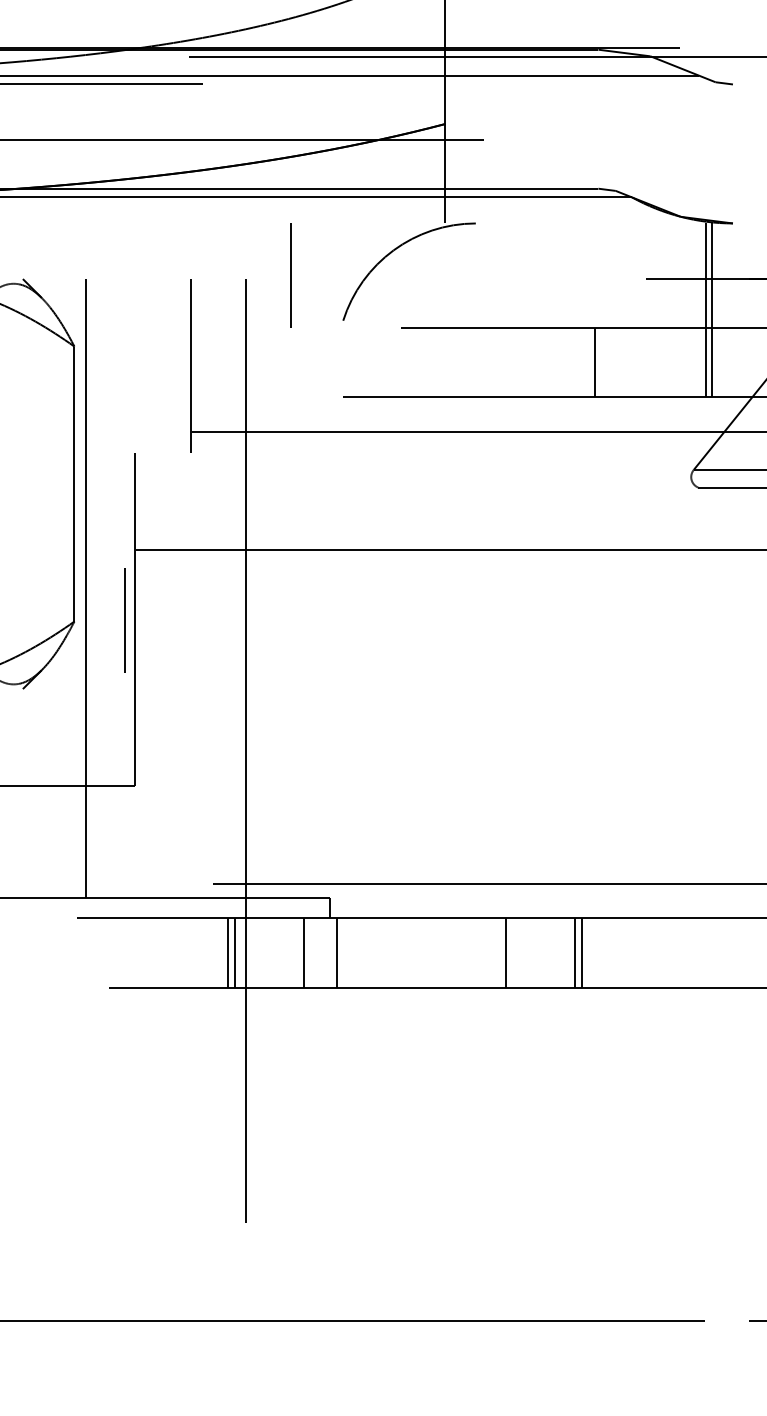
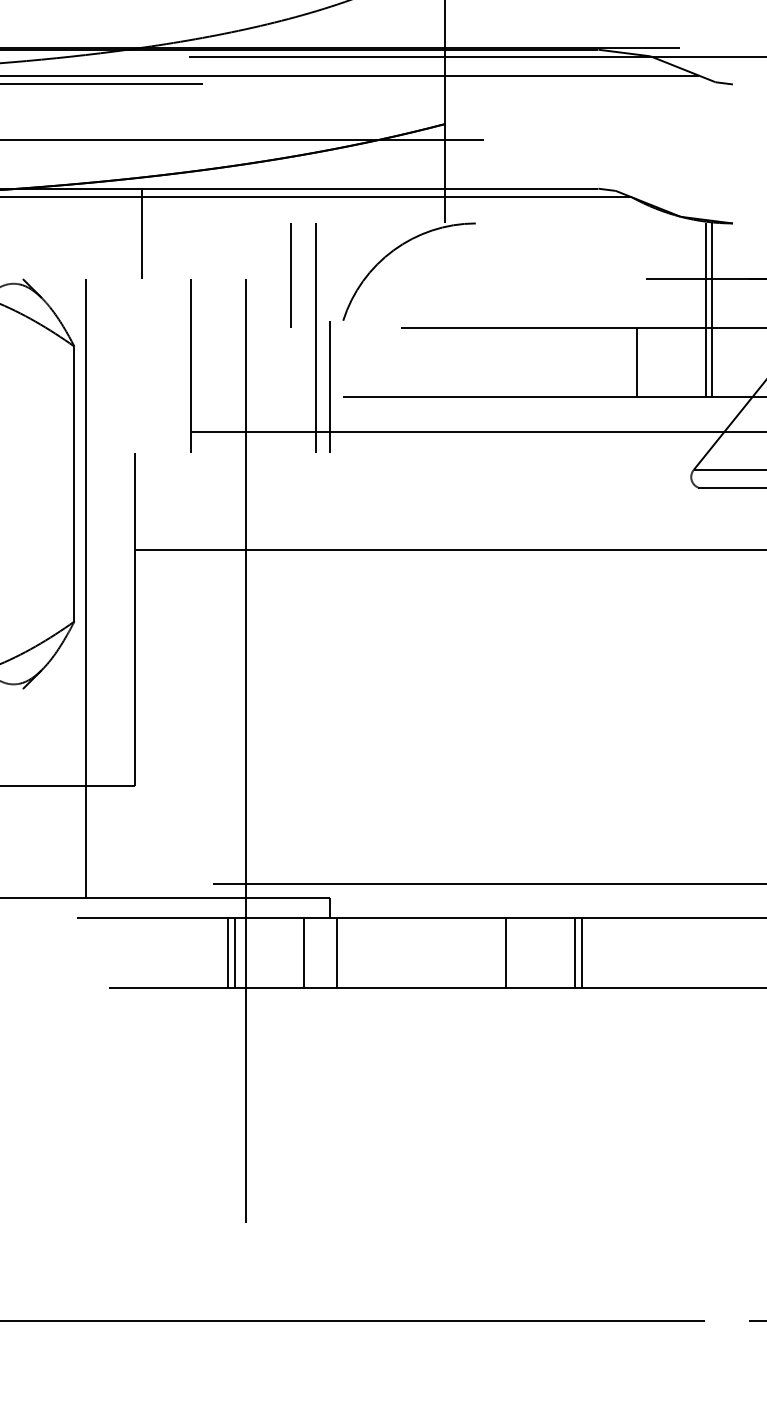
line: none -> present (142, 233)
line: none -> present (315, 337)
line position: (594, 362) -> (636, 362) (636, 362)
line: none -> present (329, 386)
line: present -> none (124, 620)
